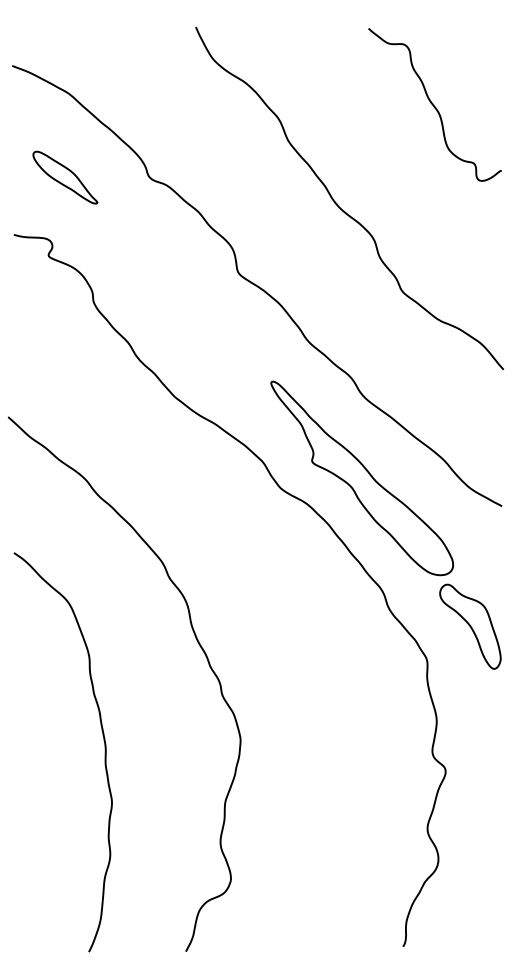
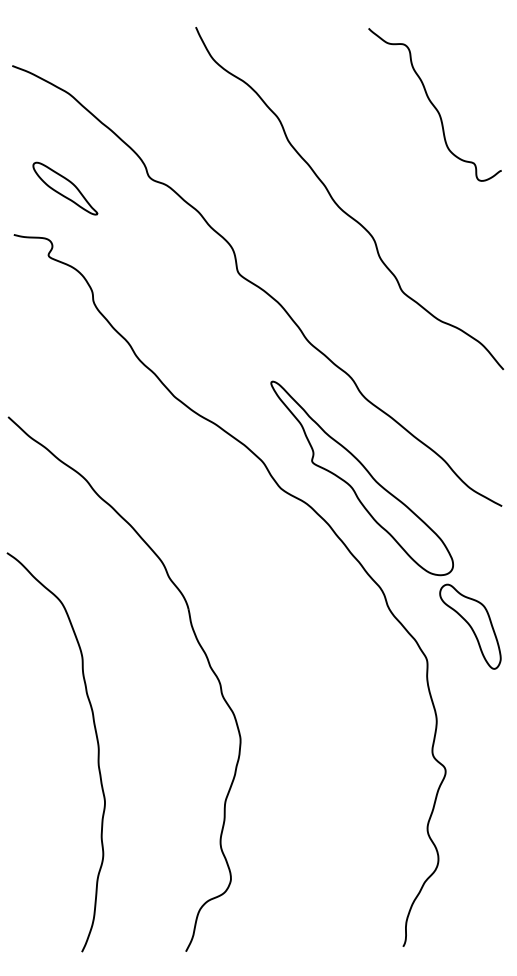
part position: (65, 177) -> (65, 188) (65, 188)
curve position: (104, 752) -> (97, 752) (97, 752)
